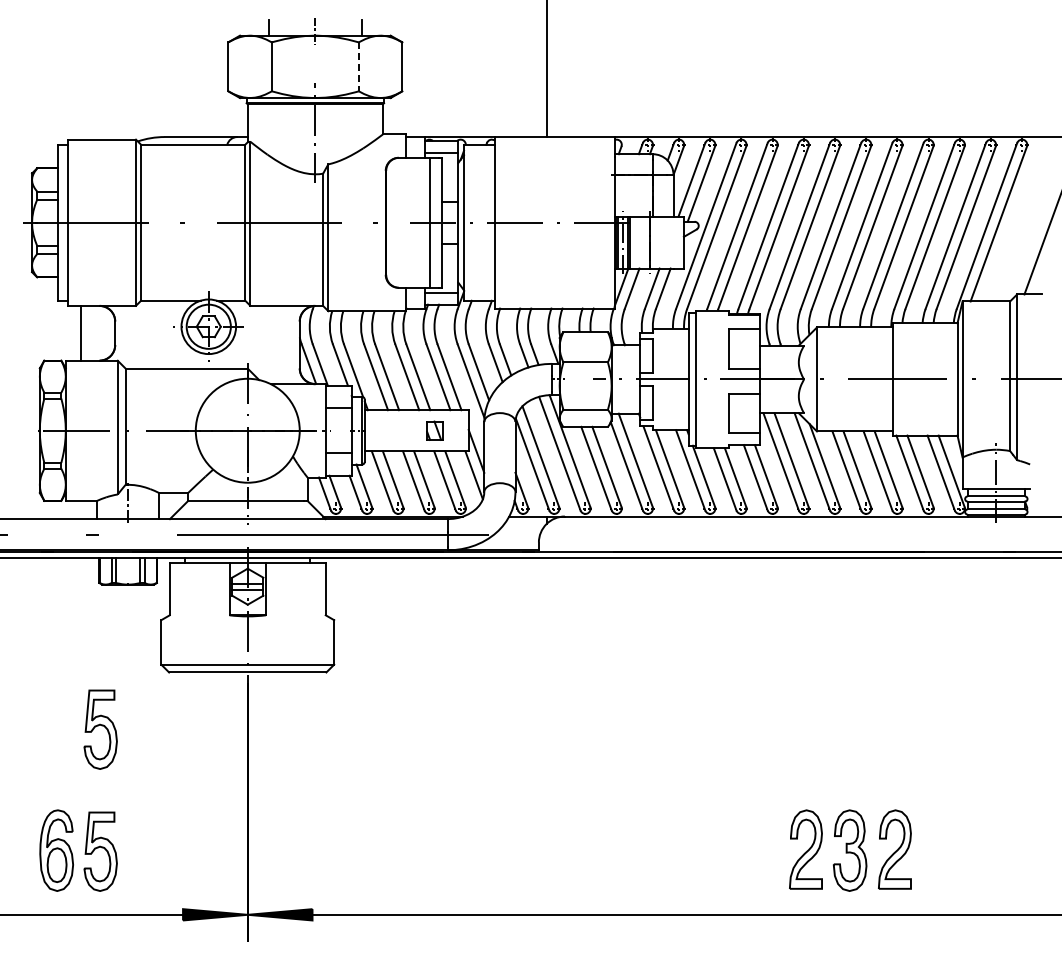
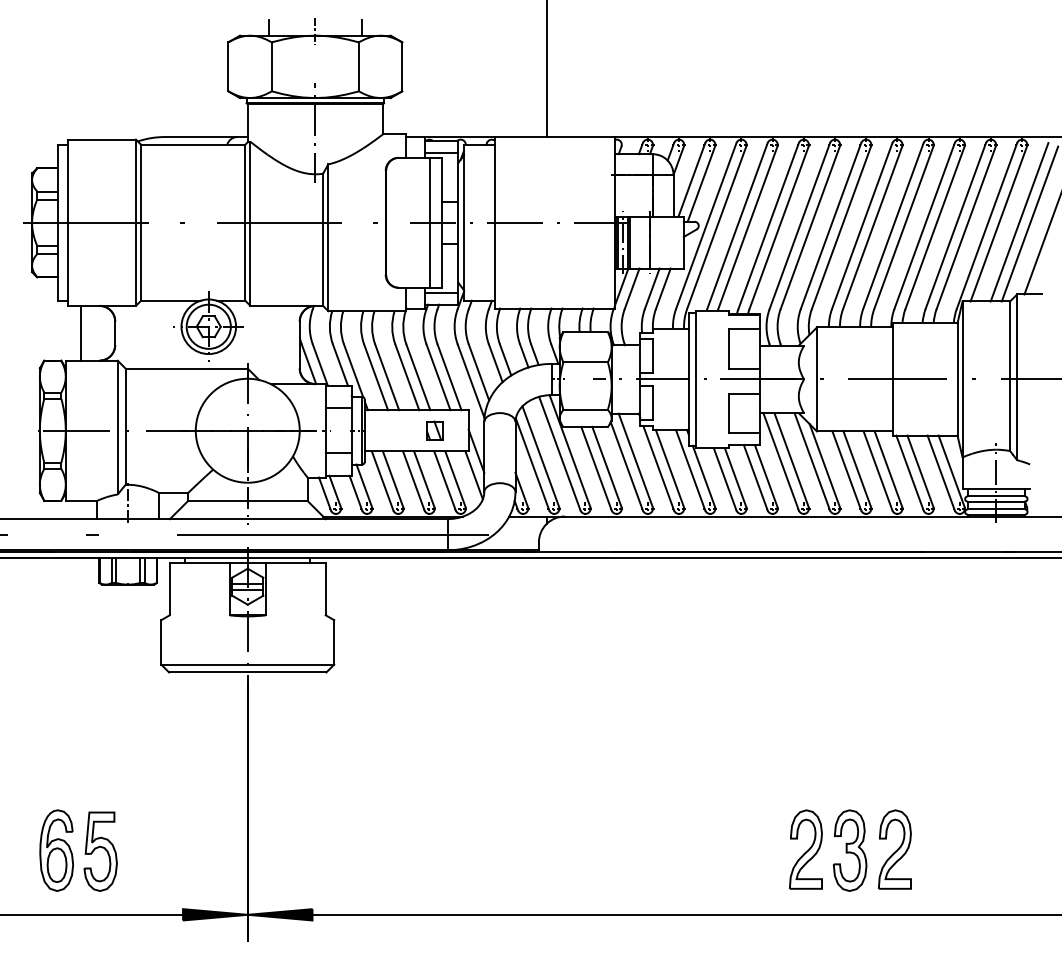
line: dashed -> solid (358, 67)
line: none -> present (1019, 222)
line: none -> present (1029, 223)
part: present -> none (100, 729)
